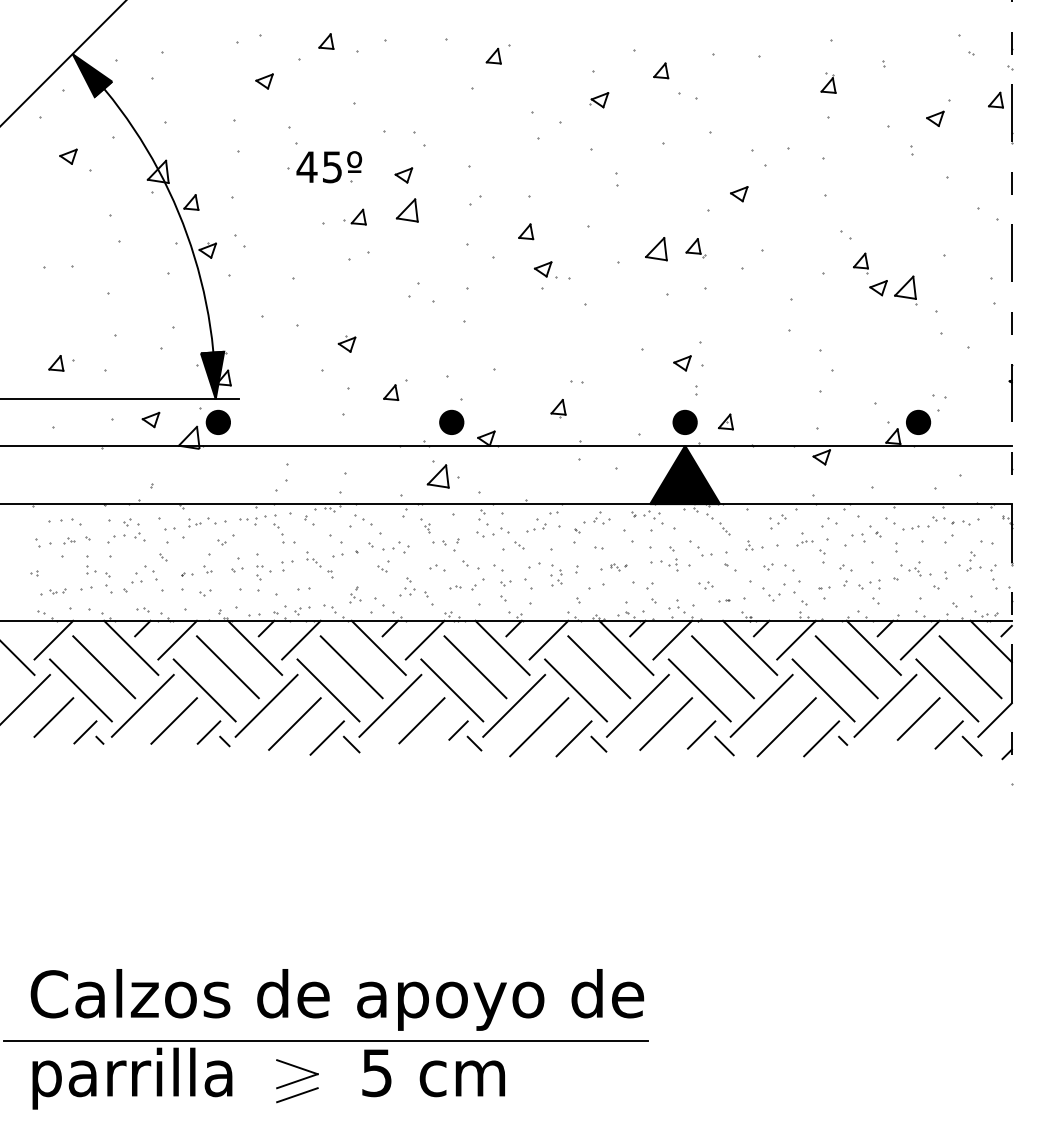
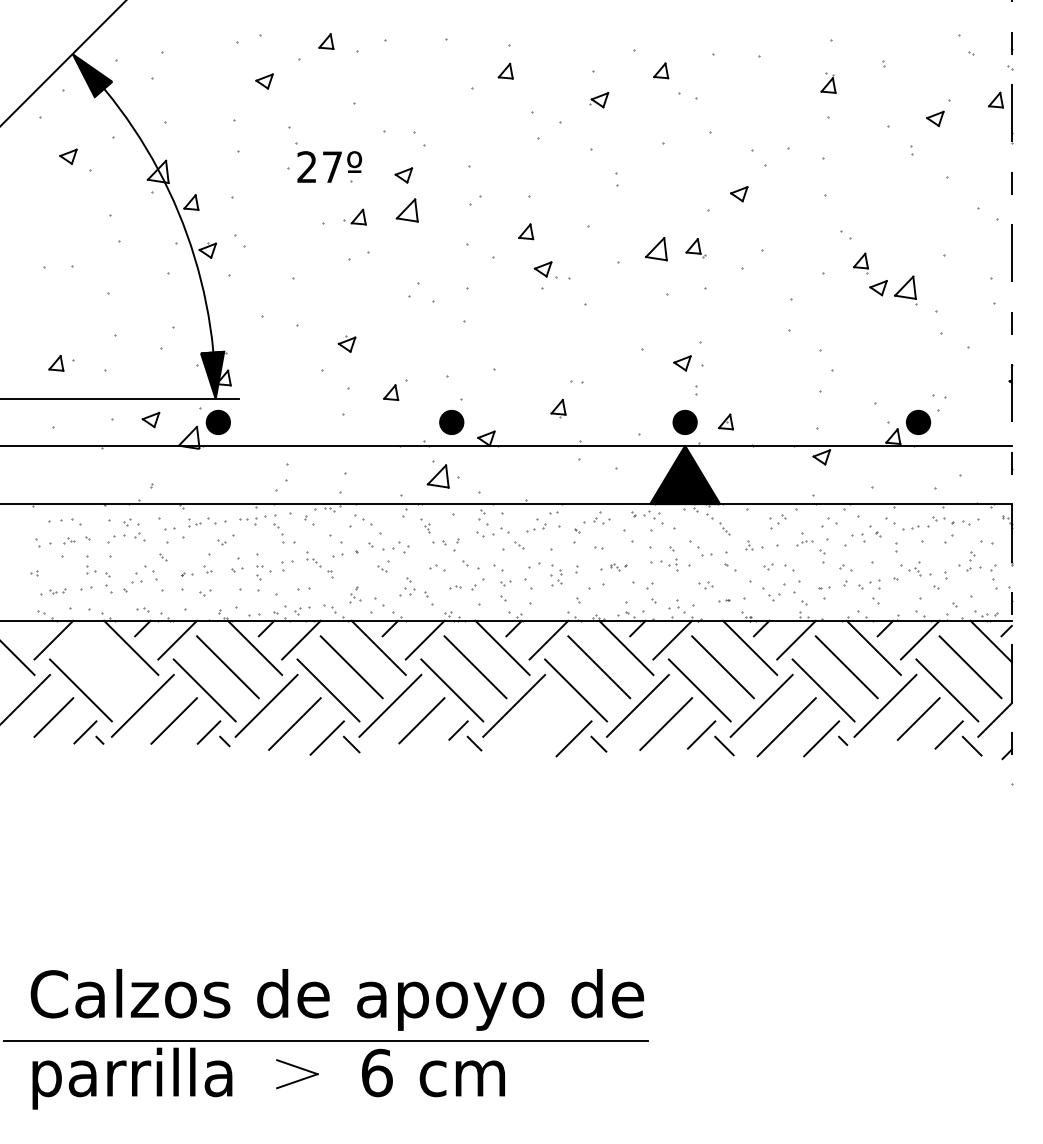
part position: (493, 55) -> (505, 70) (505, 70)
text: 45º -> 27º (318, 167)
line: present -> none (104, 667)
line: present -> none (539, 727)
text: 5 -> 6 (377, 1072)
line: present -> none (297, 1095)
